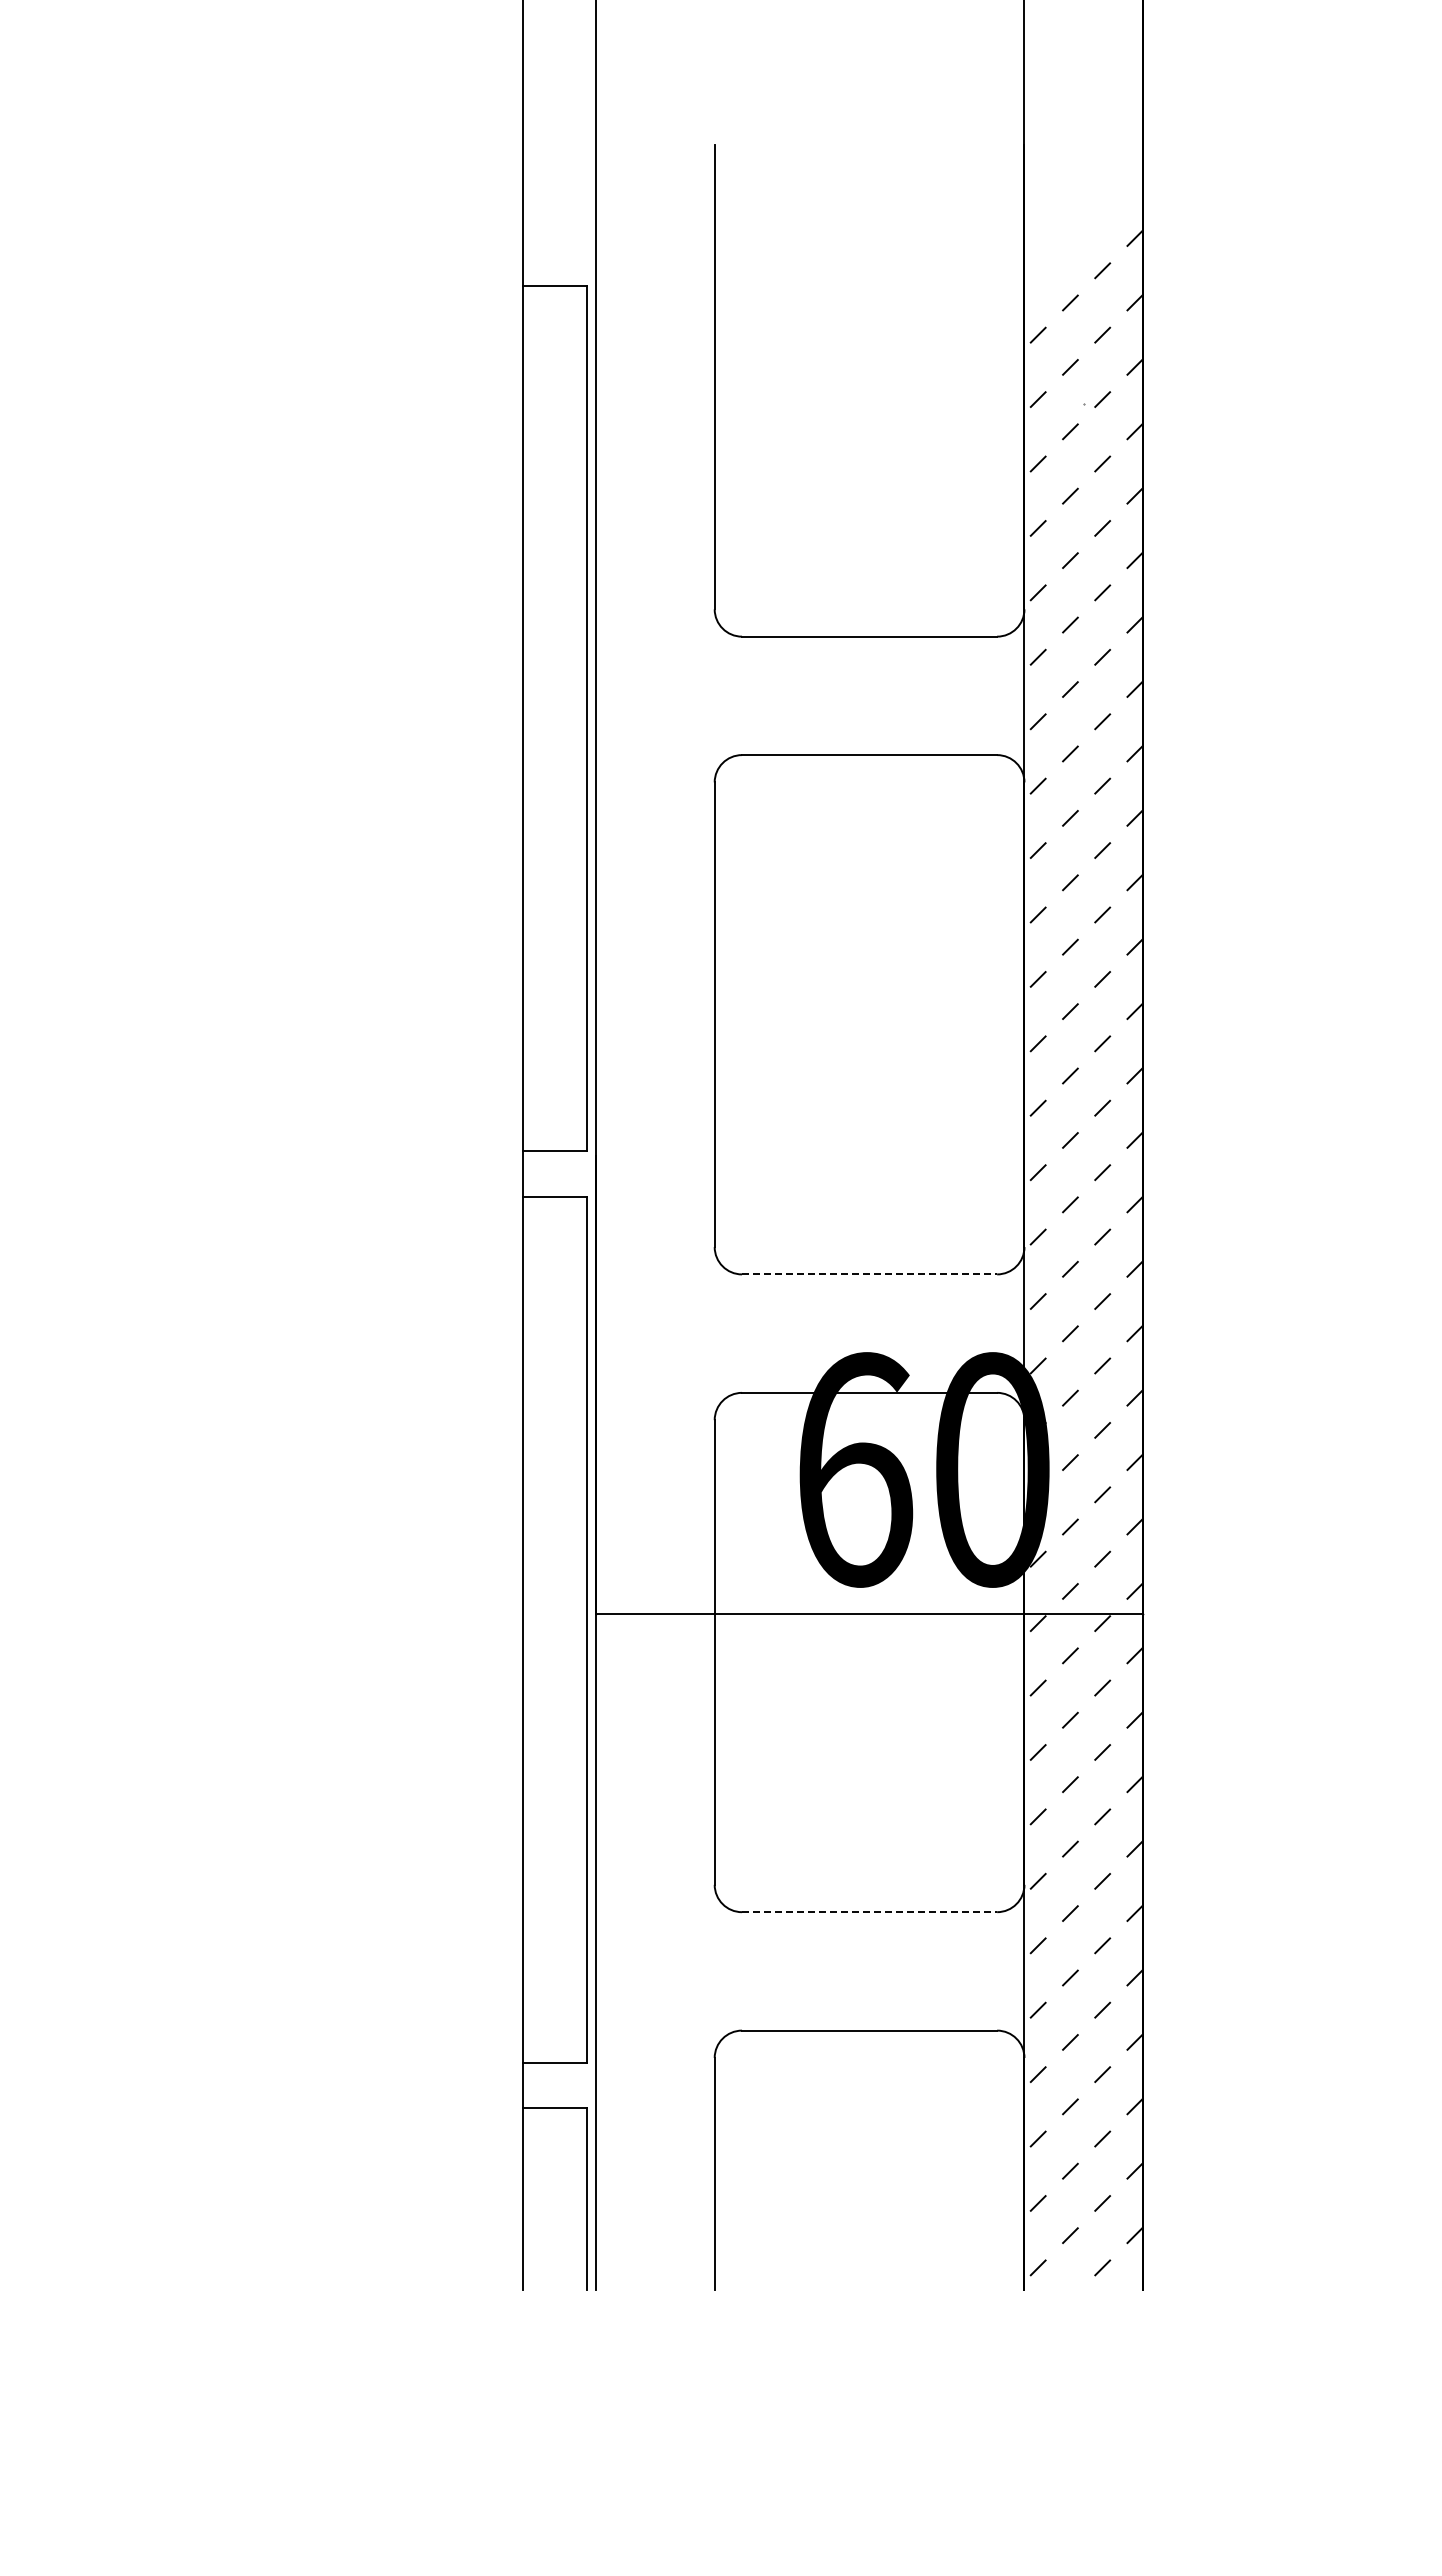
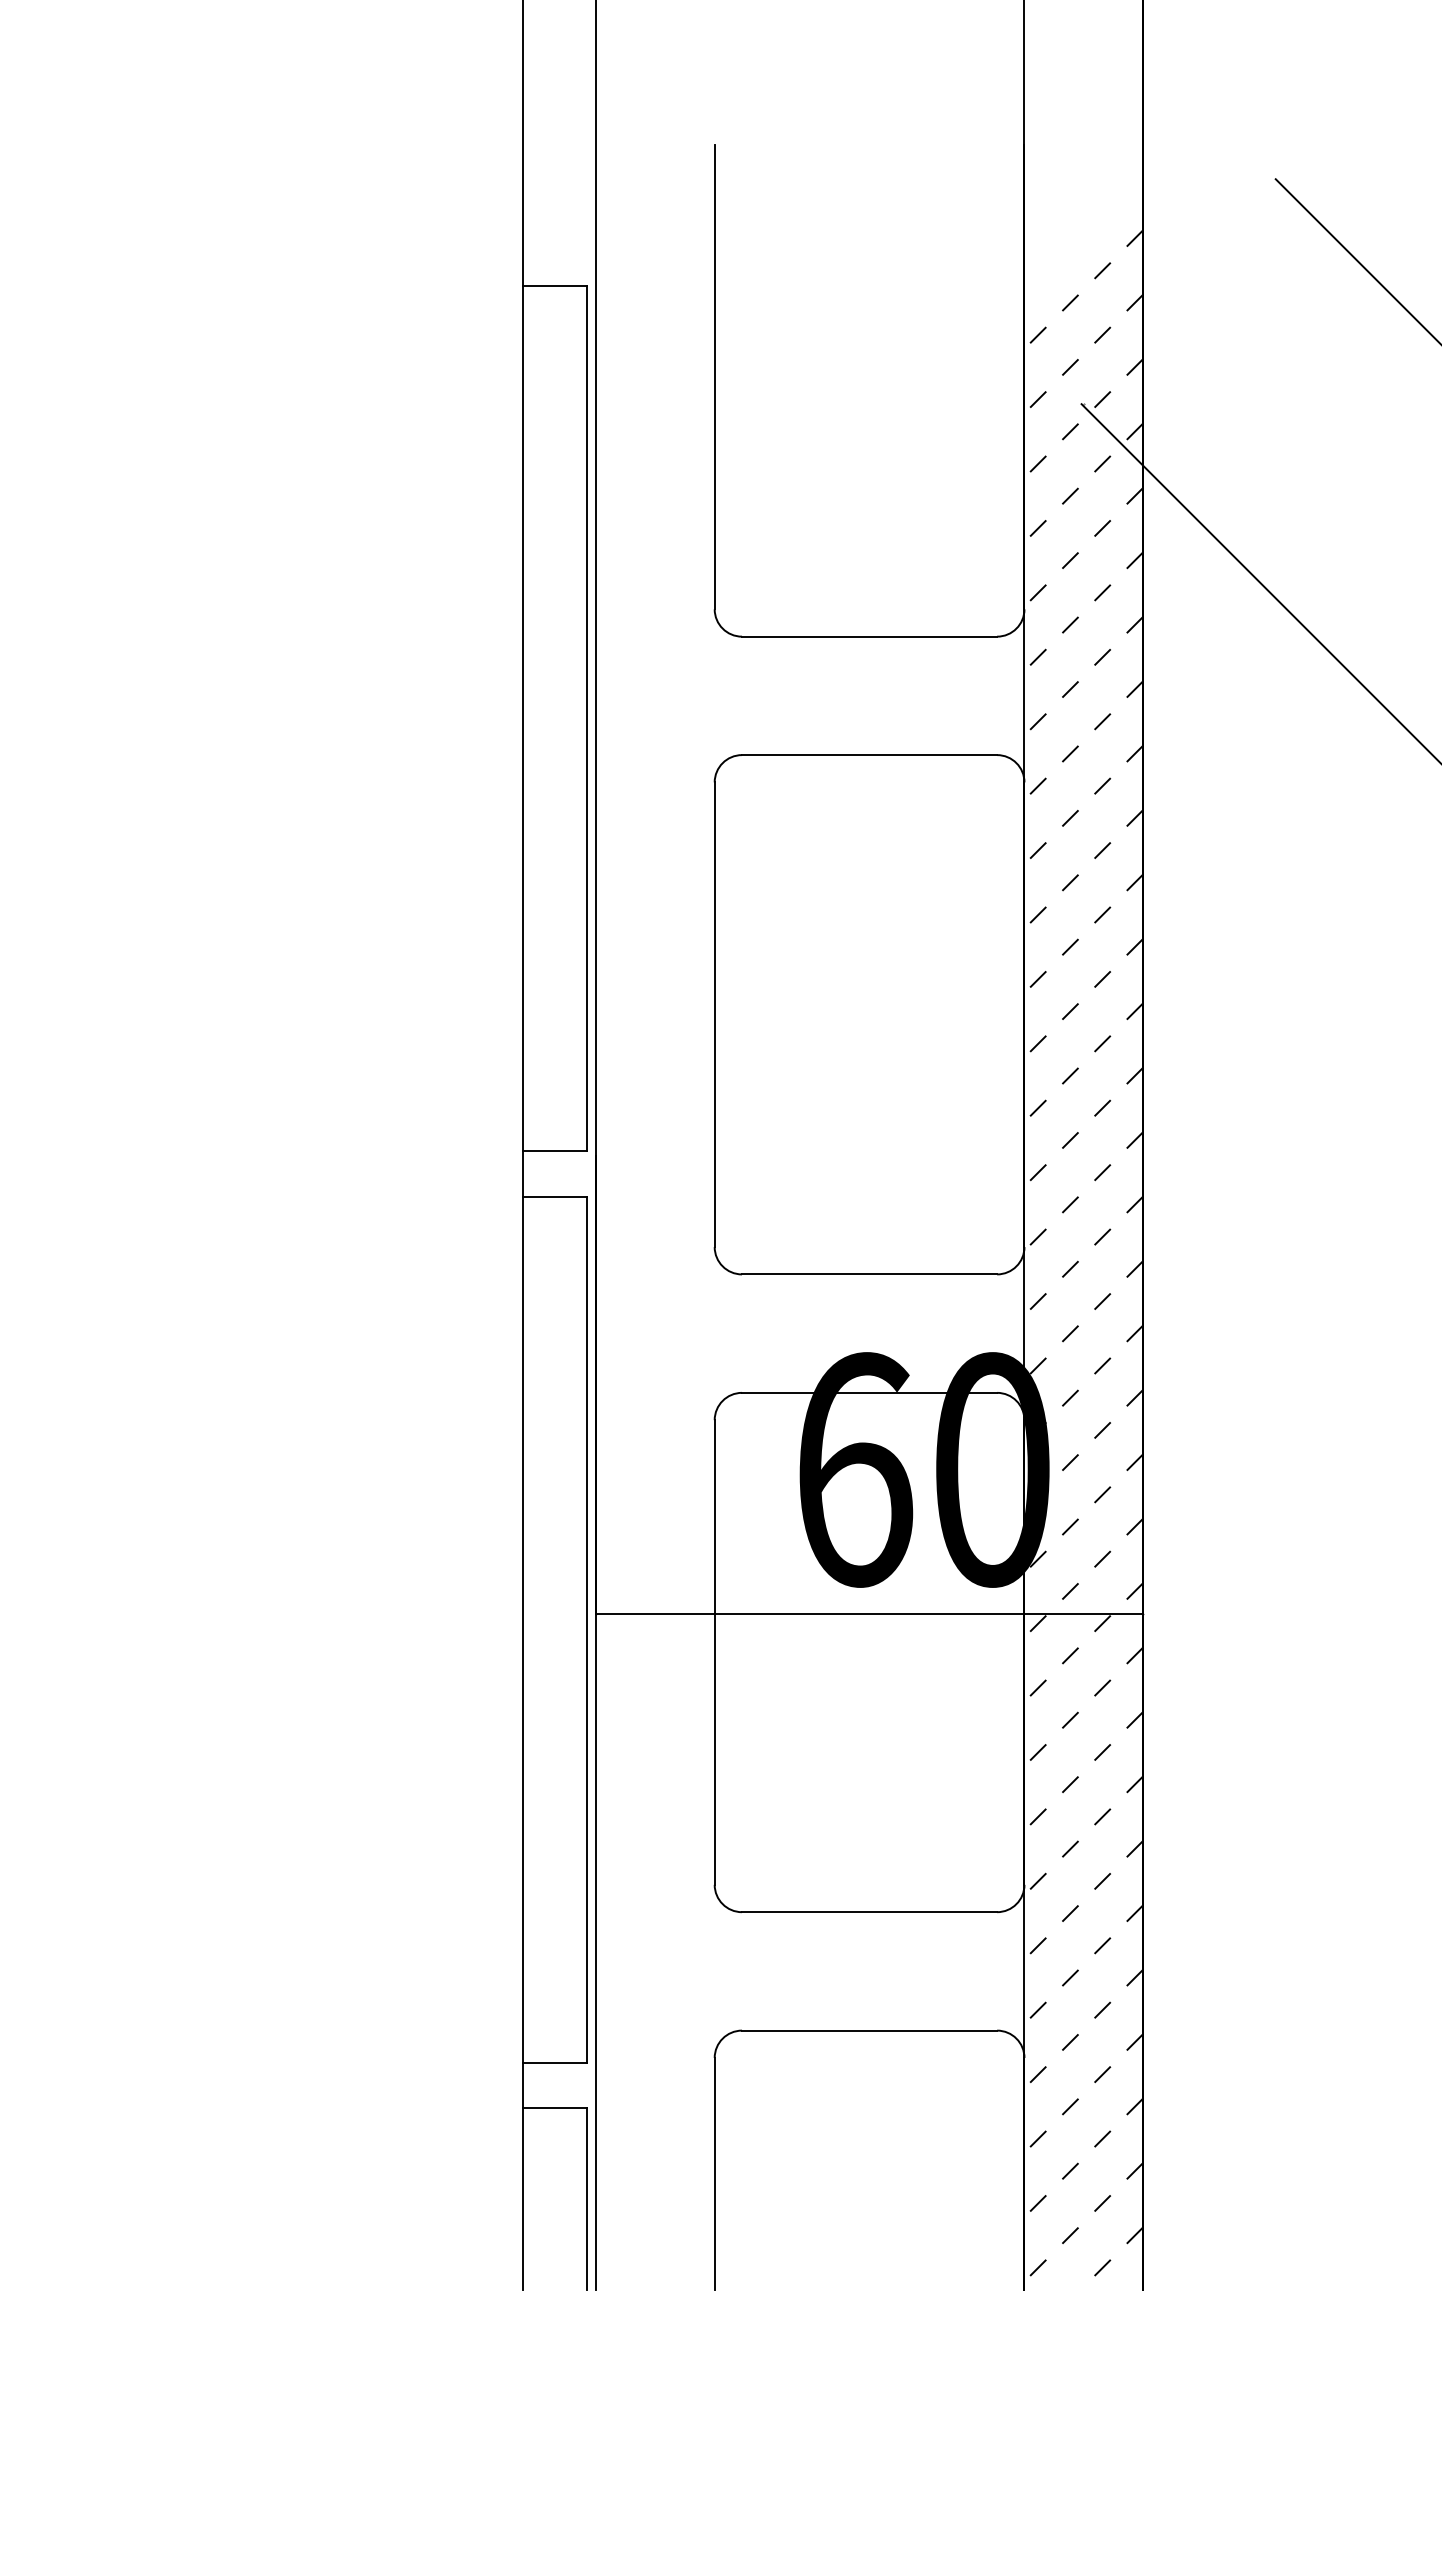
line: none -> present (1356, 260)
line: none -> present (1259, 582)
line: dashed -> solid (869, 1274)
line: dashed -> solid (869, 1912)
